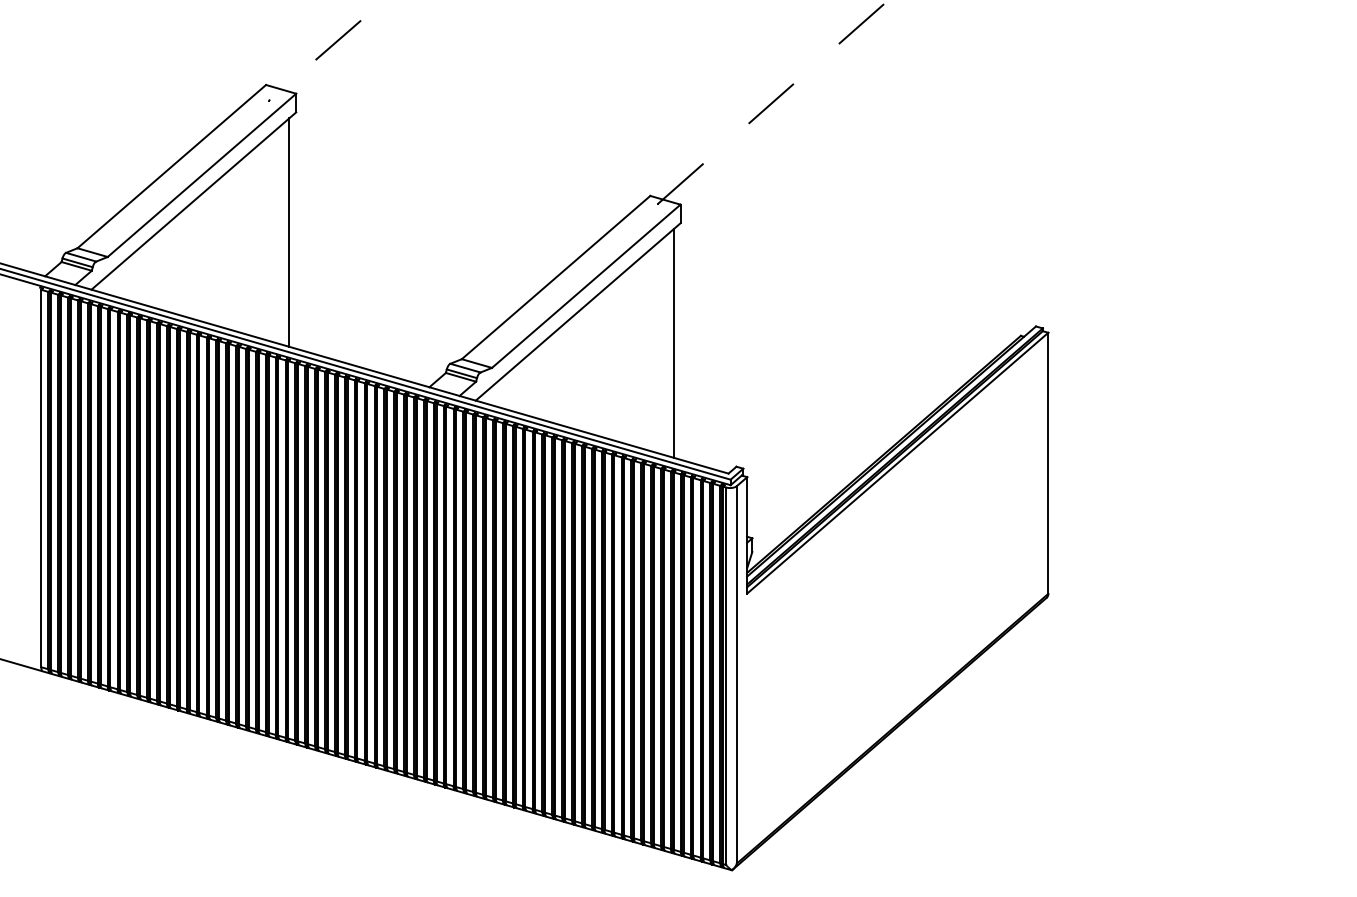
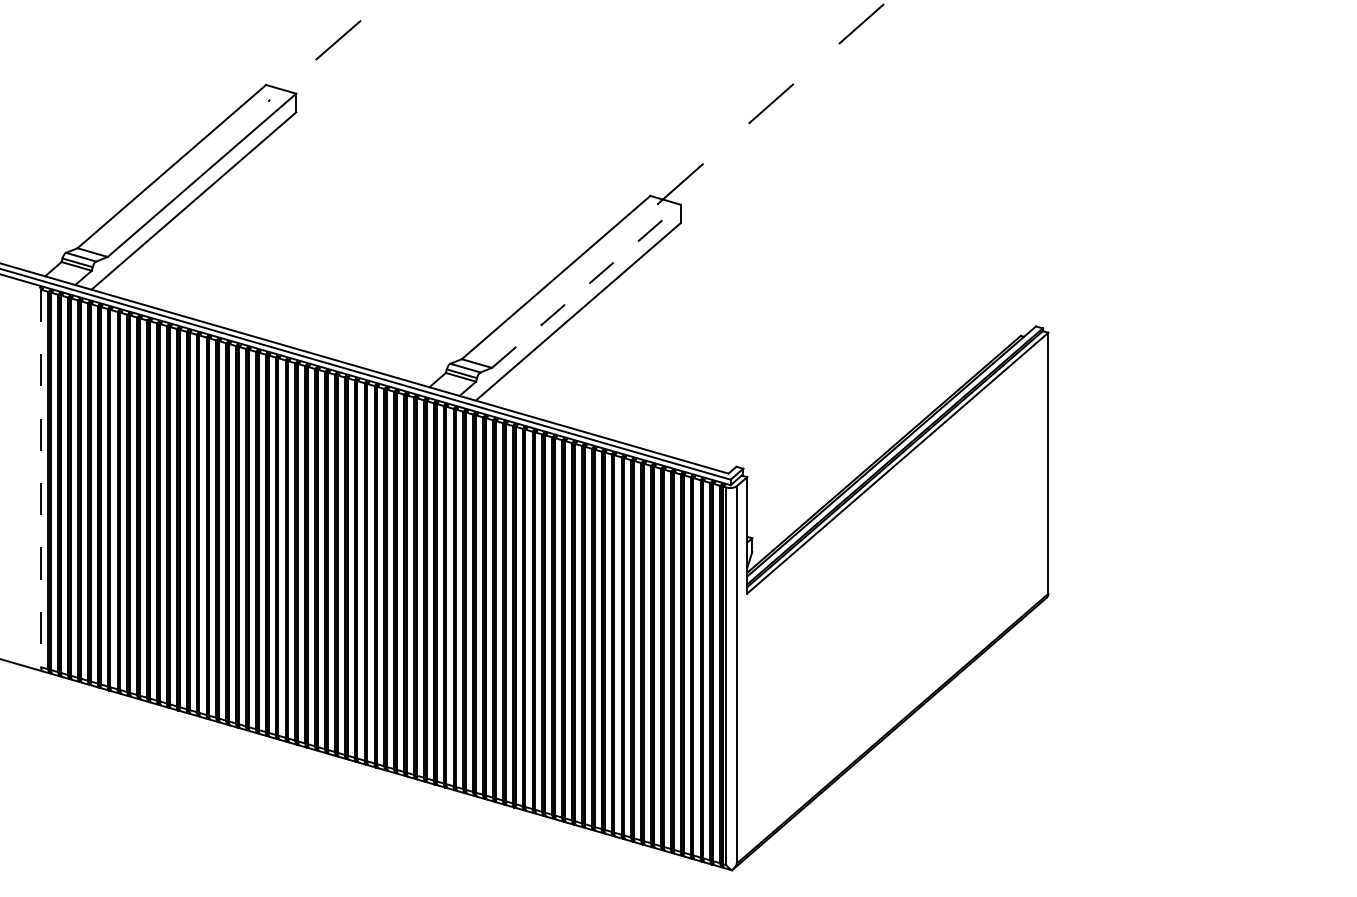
line: present -> none (289, 232)
line: solid -> dashed (586, 286)
line: present -> none (673, 343)
line: solid -> dashed (41, 478)
